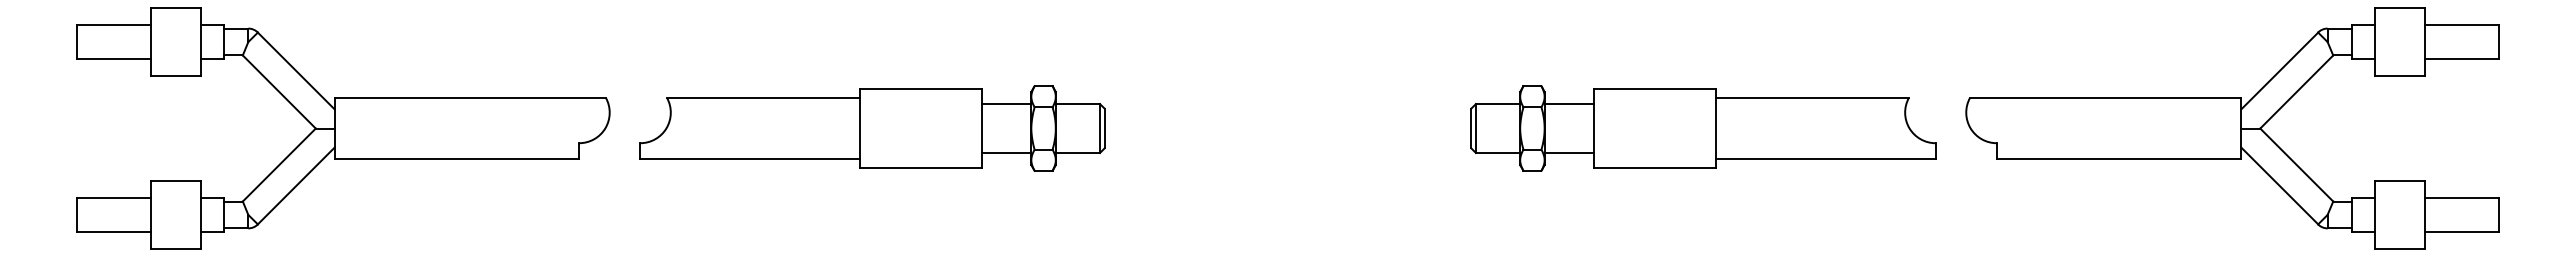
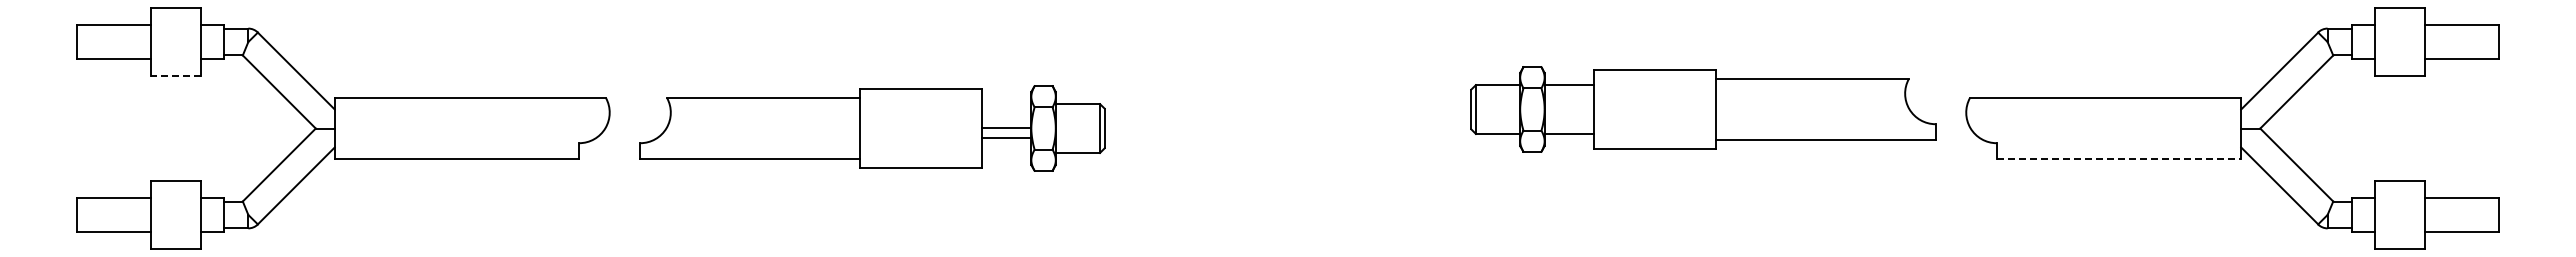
line: solid -> dashed (175, 76)
line position: (1006, 104) -> (1006, 138) (1006, 138)
part position: (1703, 128) -> (1703, 109) (1703, 109)
line position: (1006, 152) -> (1006, 127) (1006, 127)
line: solid -> dashed (2119, 159)
